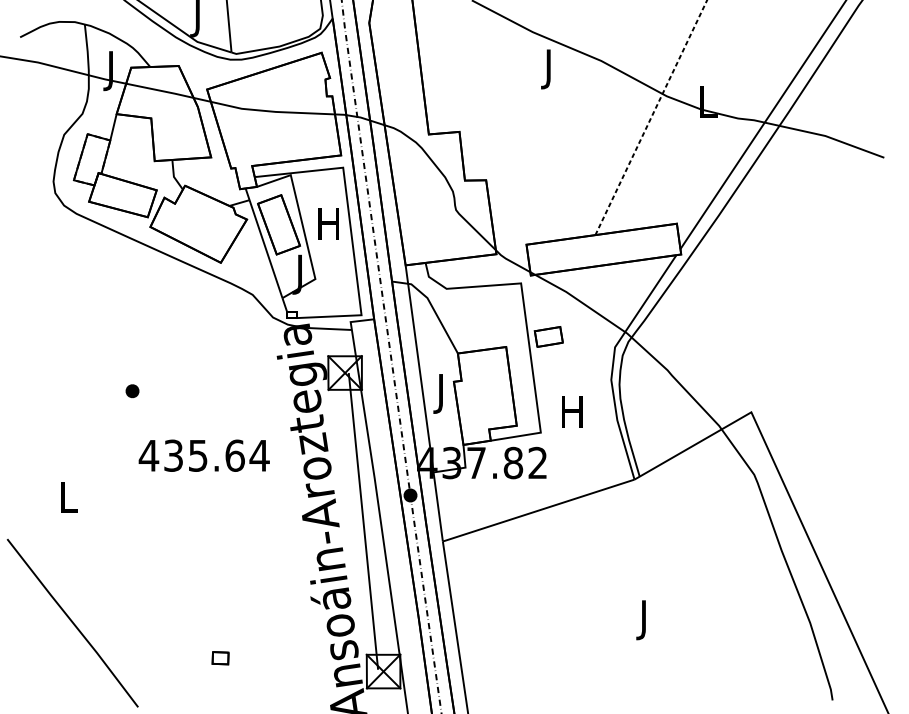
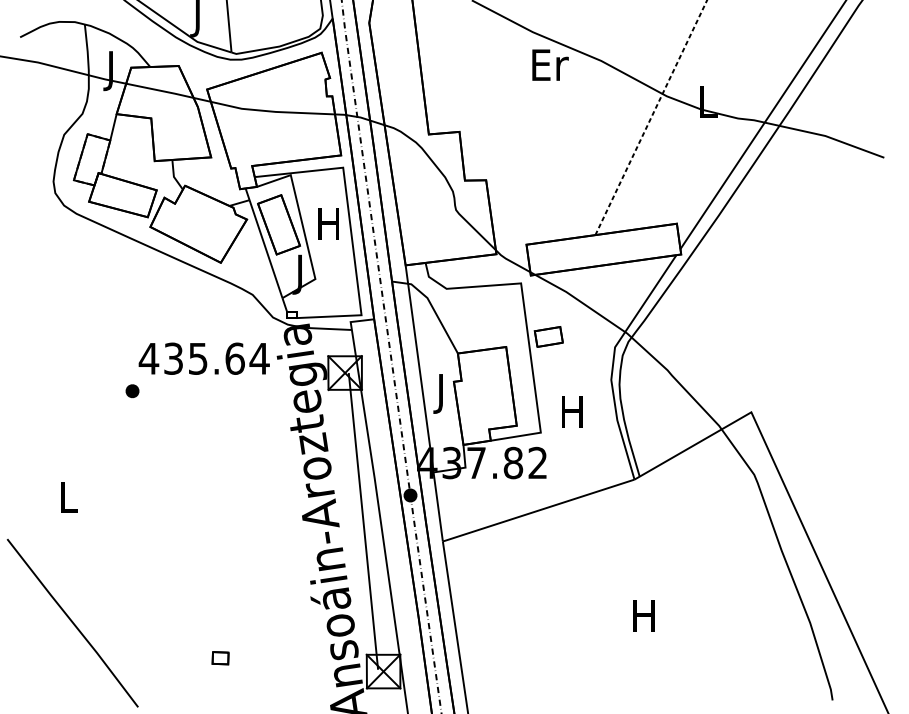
text: J -> Er (550, 69)
text position: (203, 455) -> (203, 358) (203, 358)
text: J -> H (643, 620)
